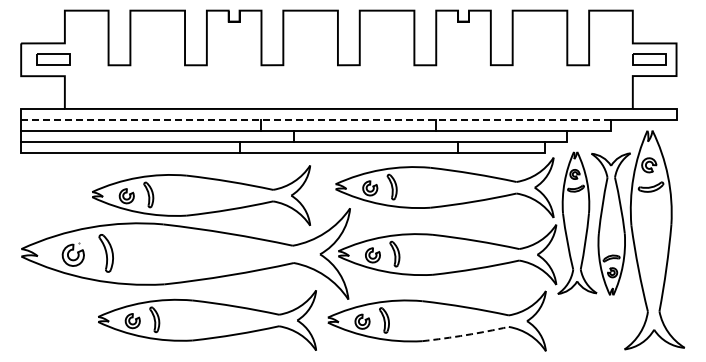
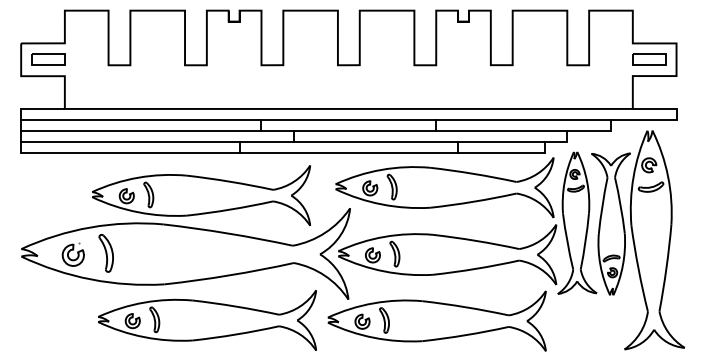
part position: (53, 59) -> (48, 59) (48, 59)
line: dashed -> solid (316, 119)
arc: dashed -> solid (465, 335)
